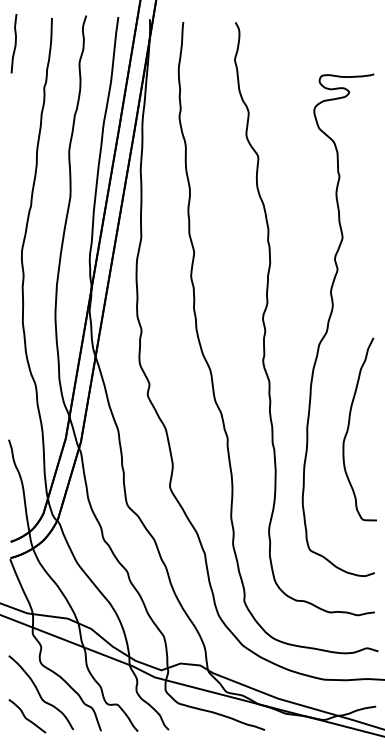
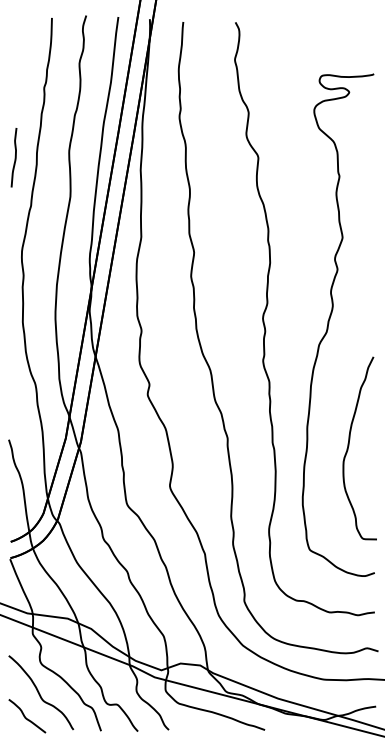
curve position: (14, 43) -> (14, 157) (14, 157)
curve position: (349, 427) -> (349, 446) (349, 446)
